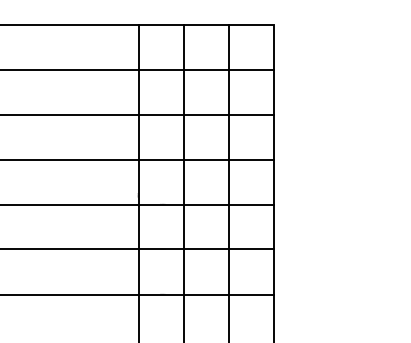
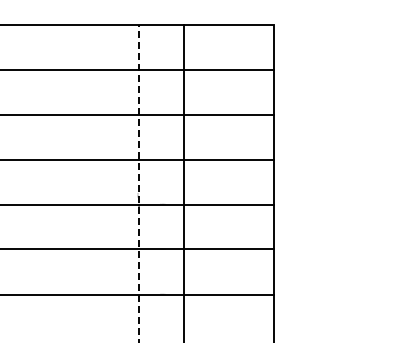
line: present -> none (229, 182)
line: solid -> dashed (139, 183)
